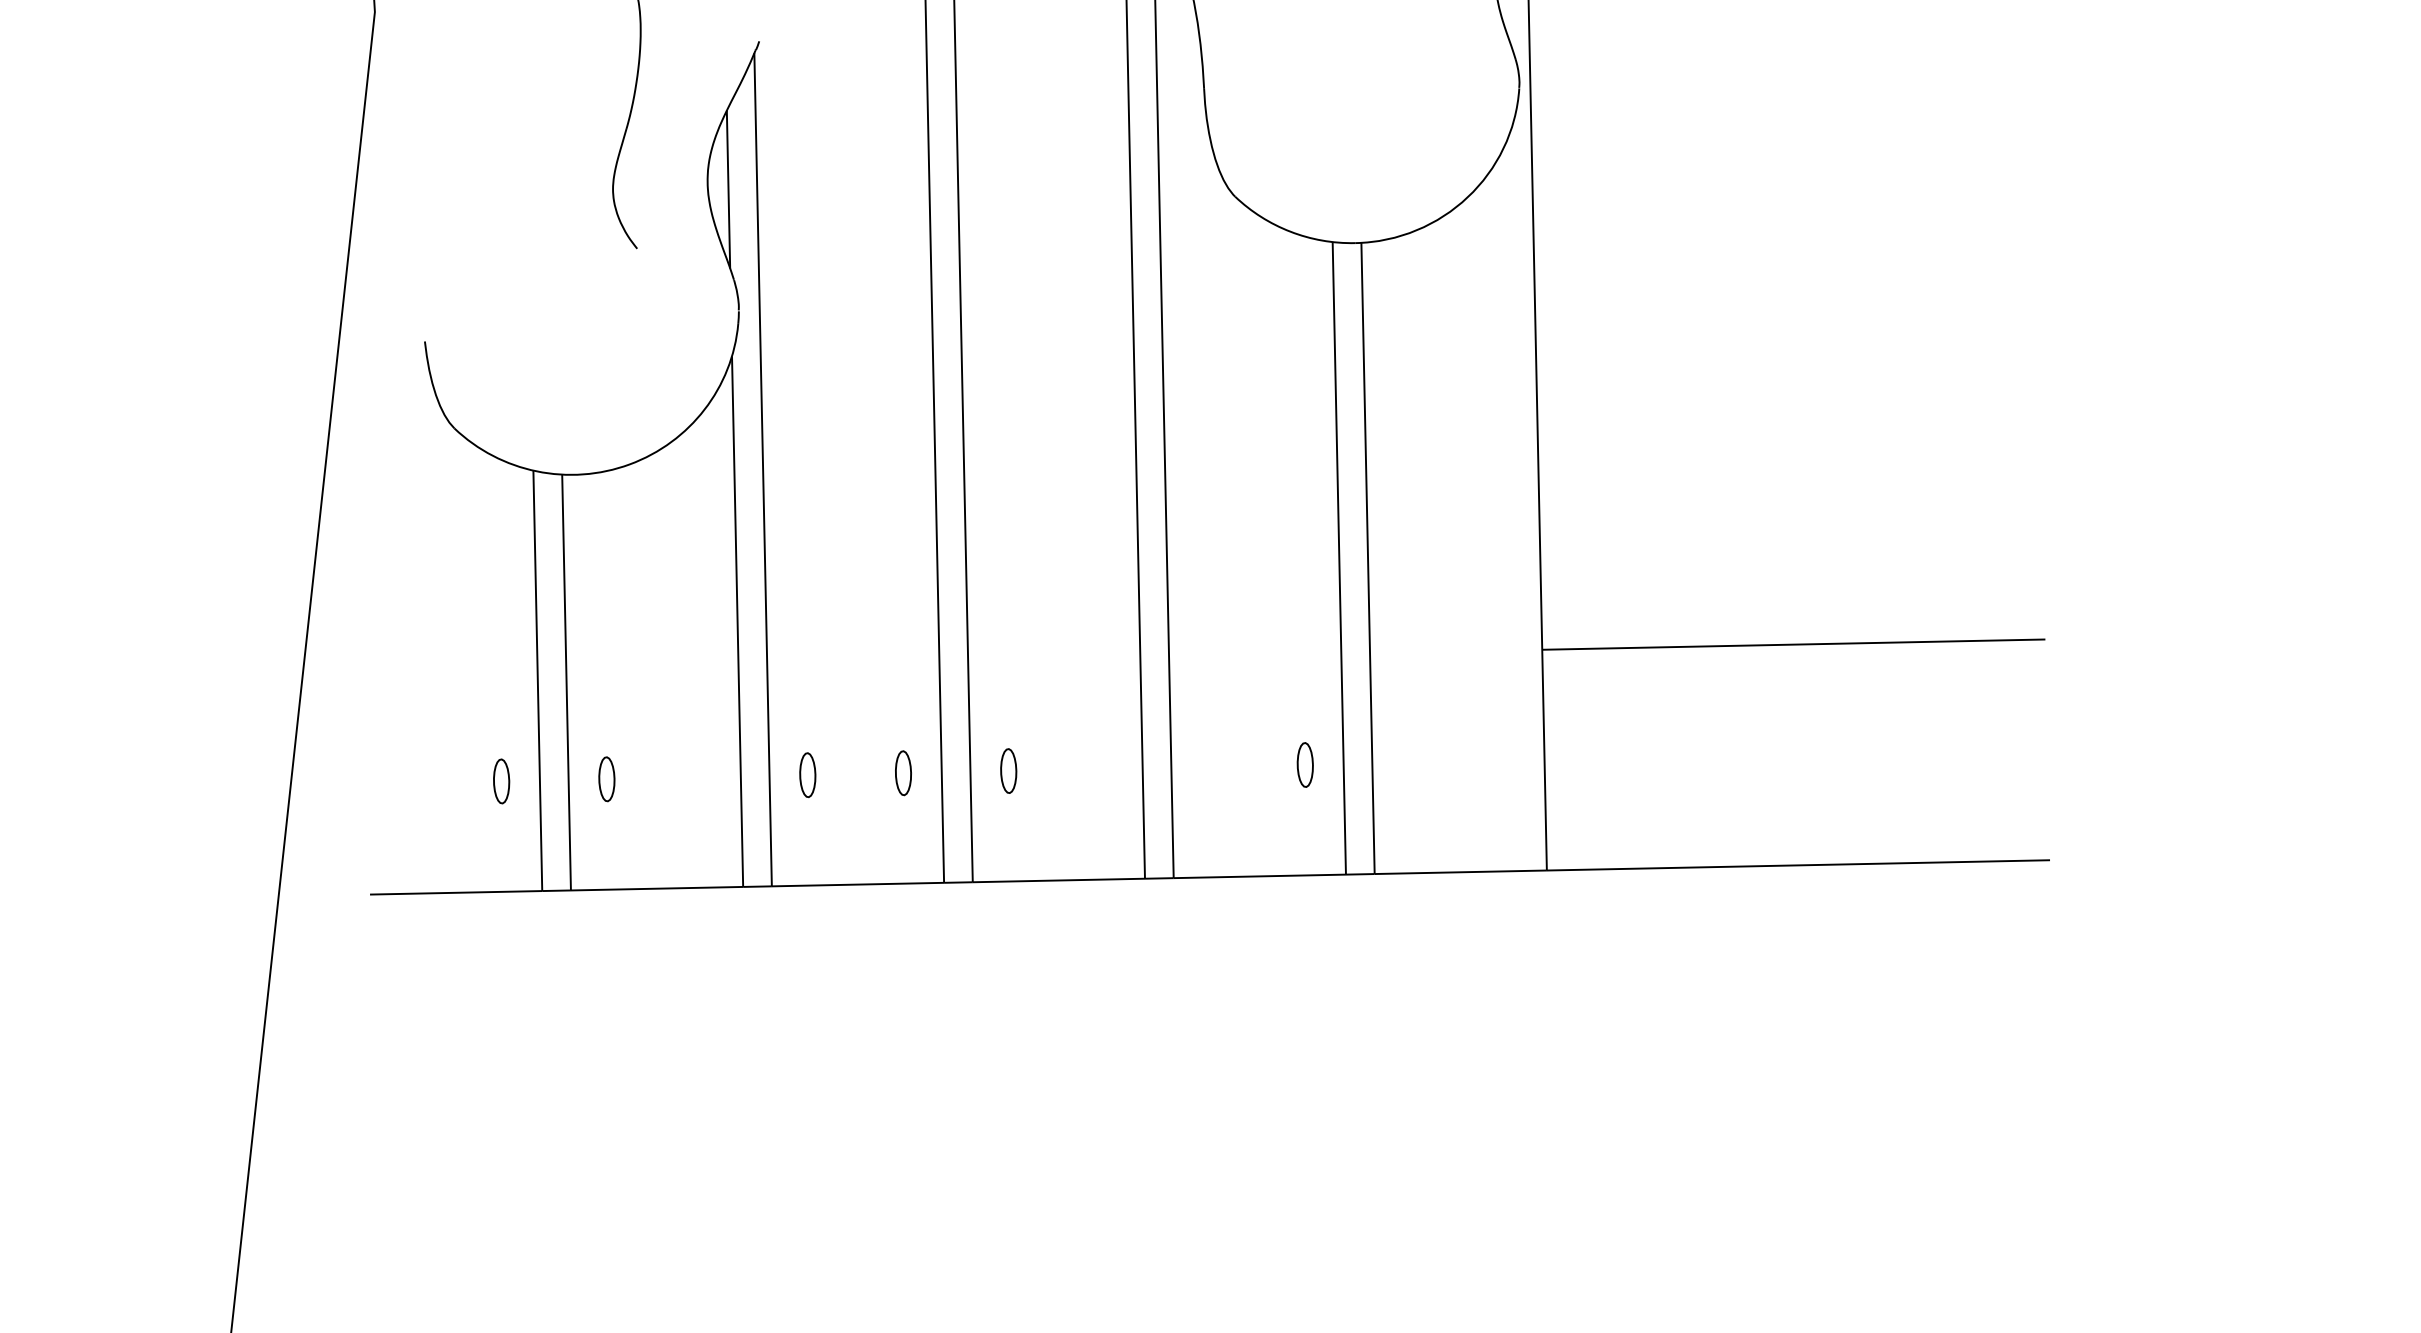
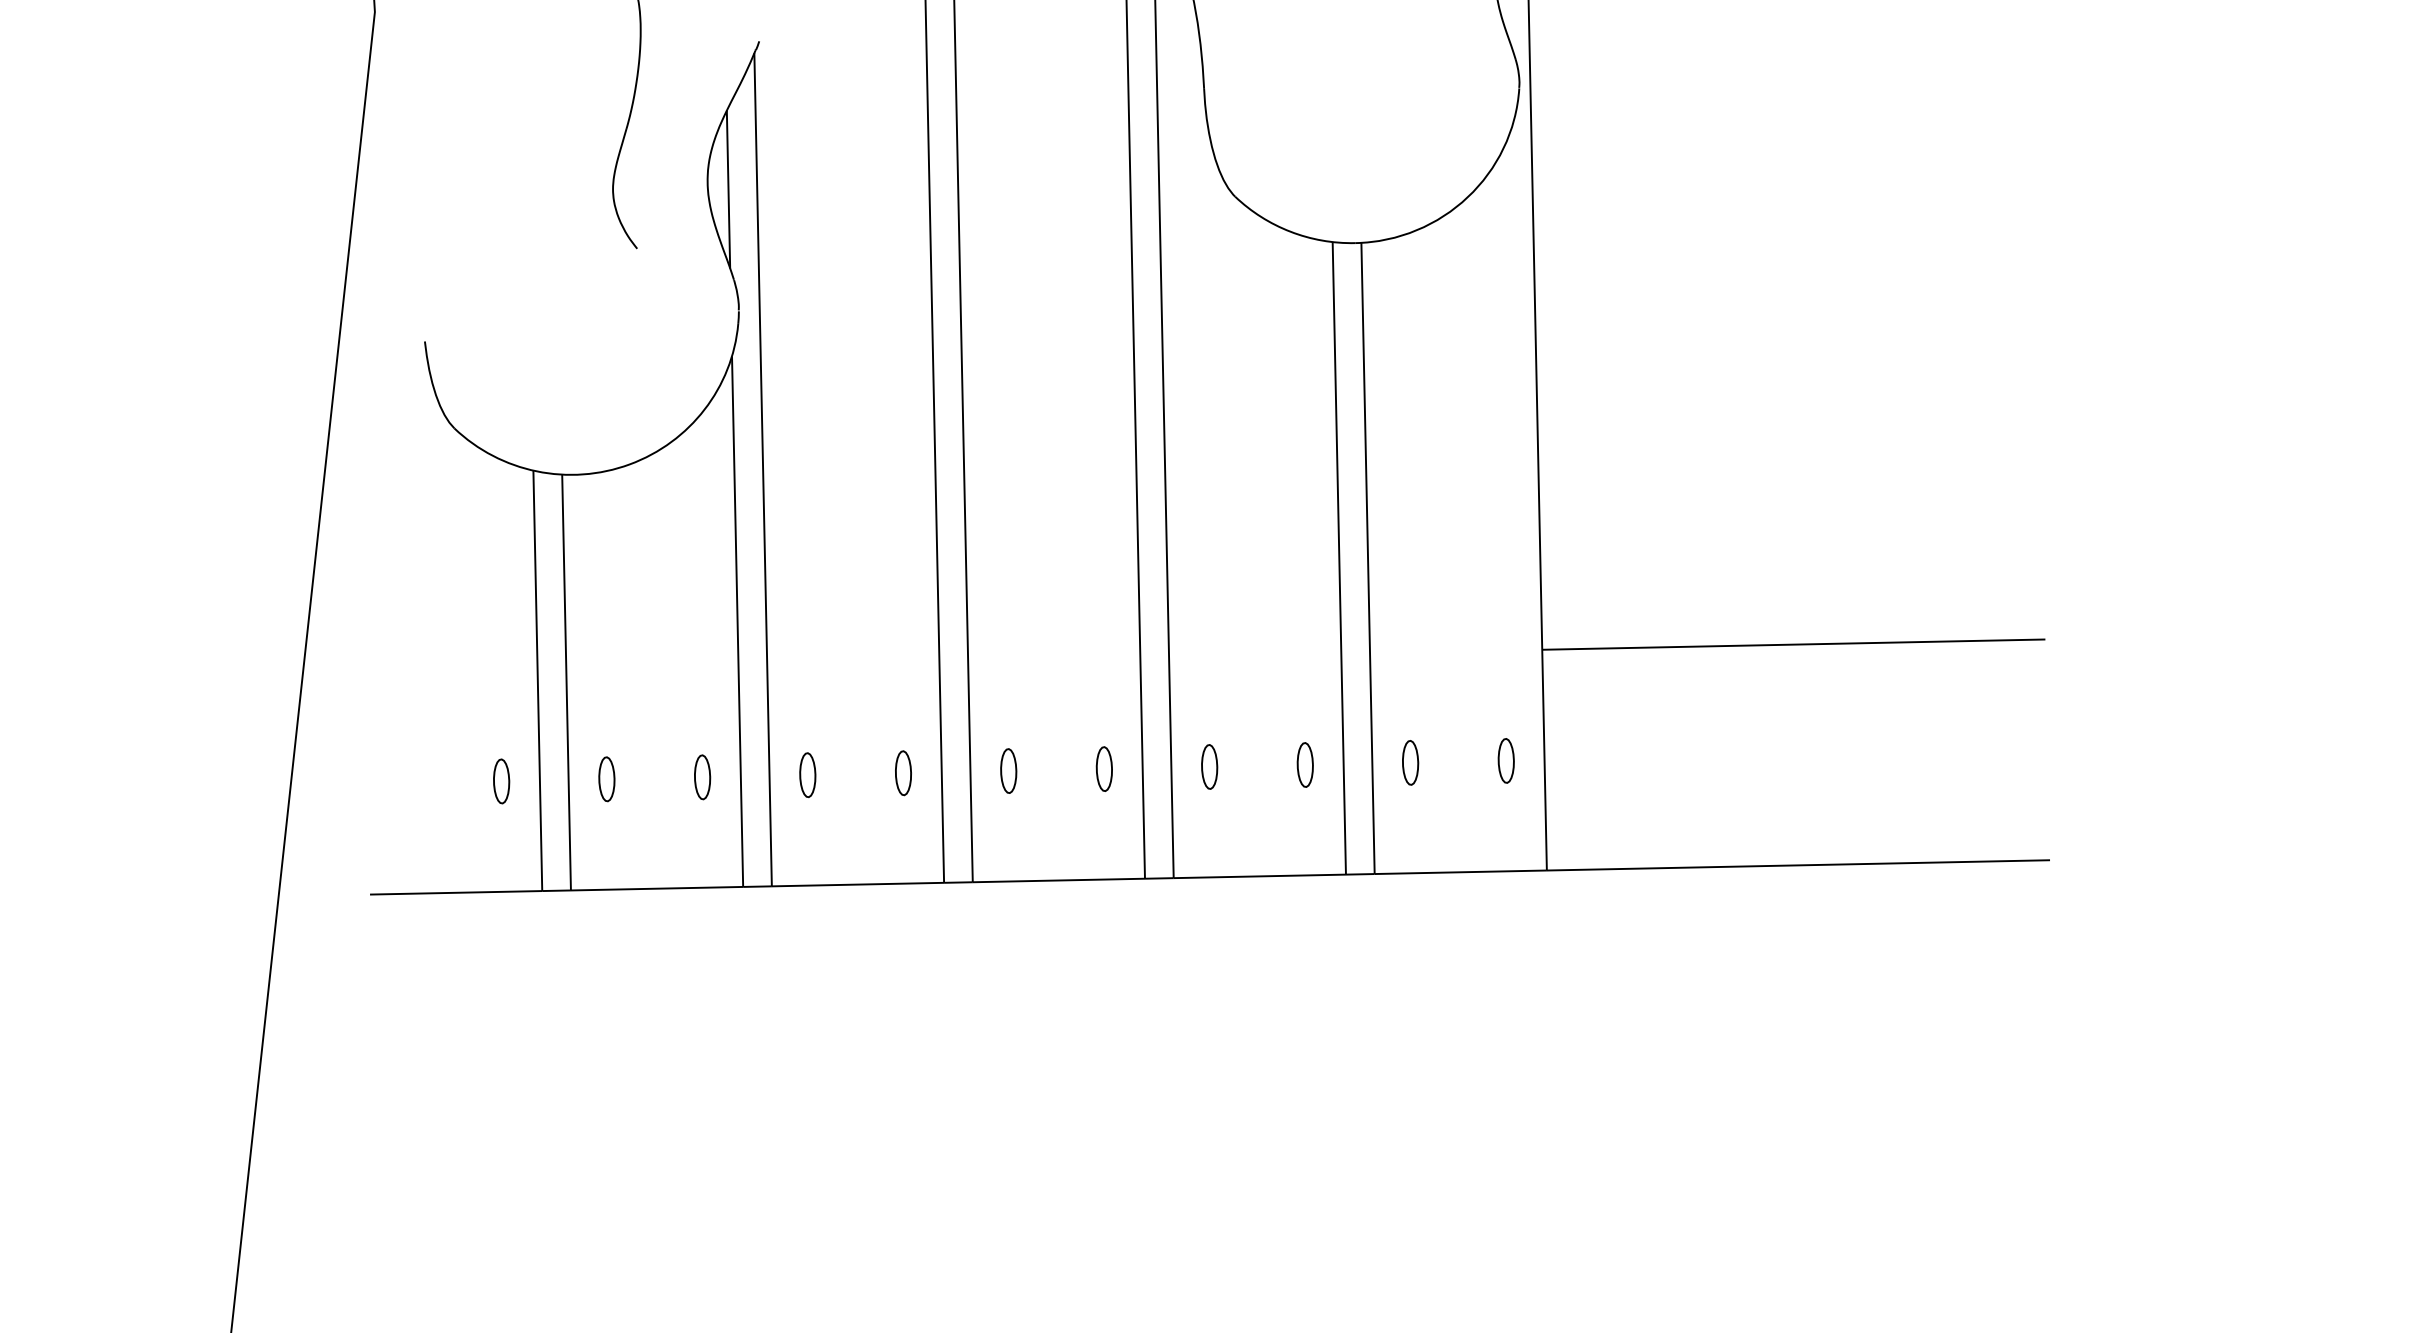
part: none -> present (1505, 760)
part: none -> present (1410, 762)
part: none -> present (1209, 766)
part: none -> present (1103, 768)
part: none -> present (702, 777)
